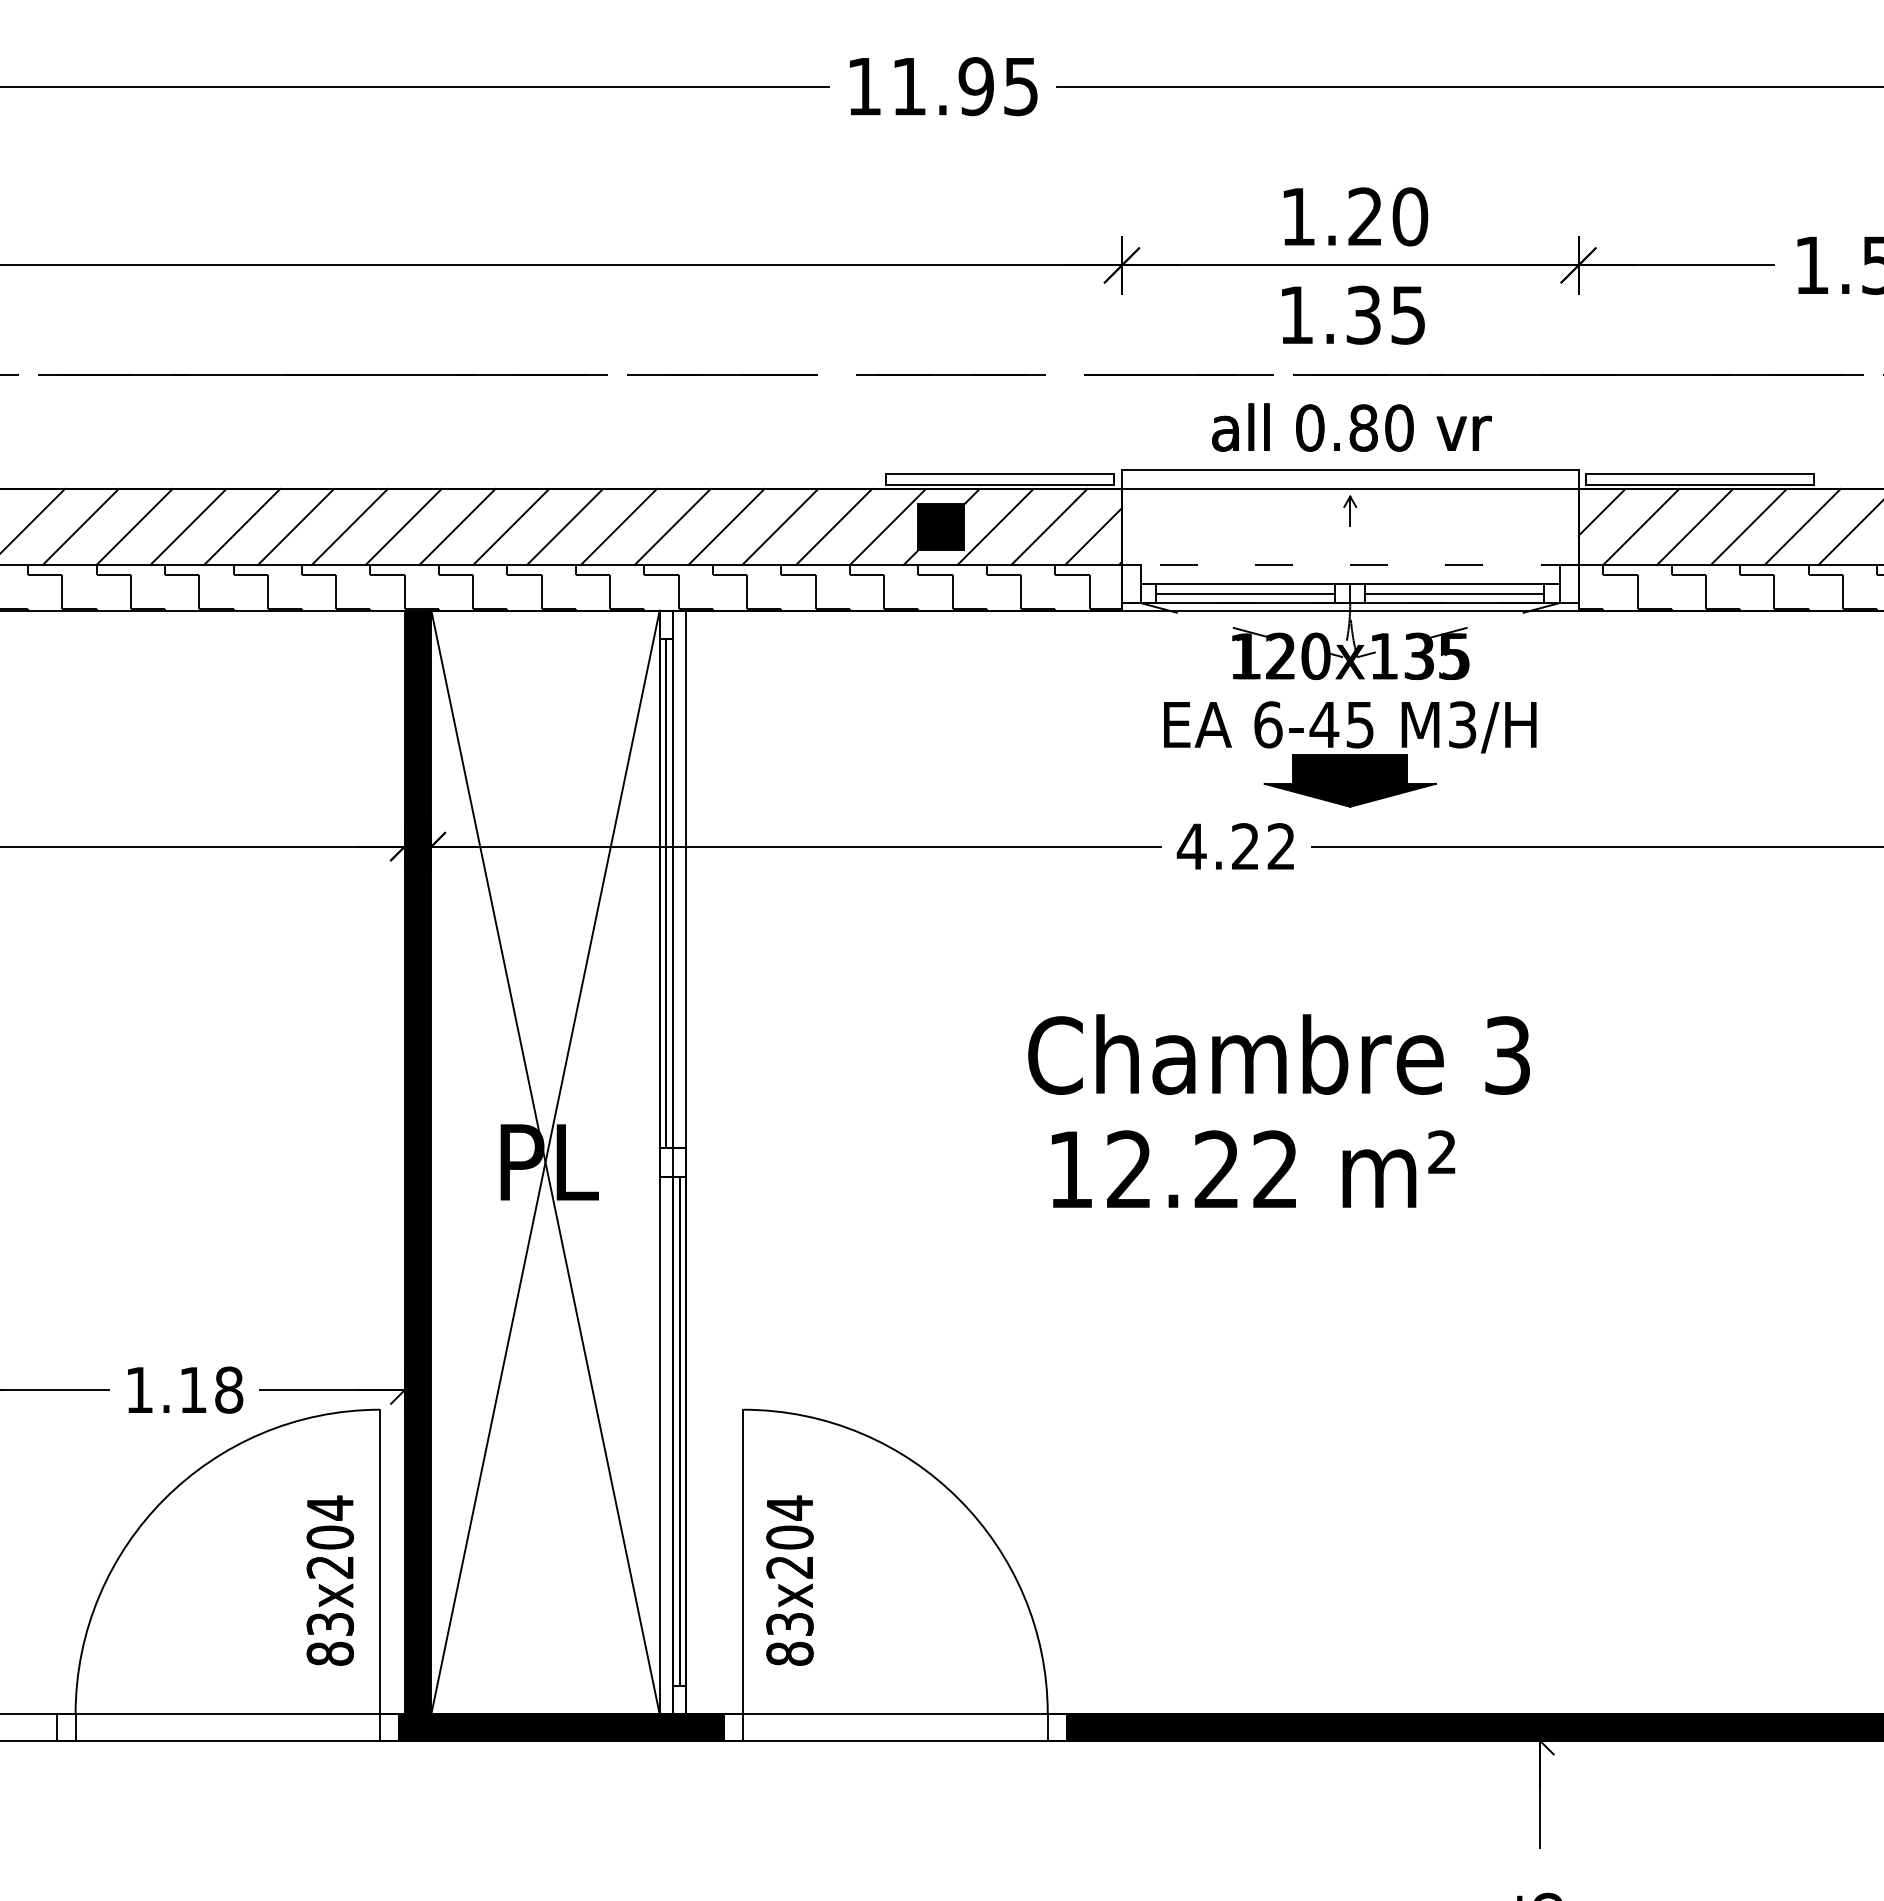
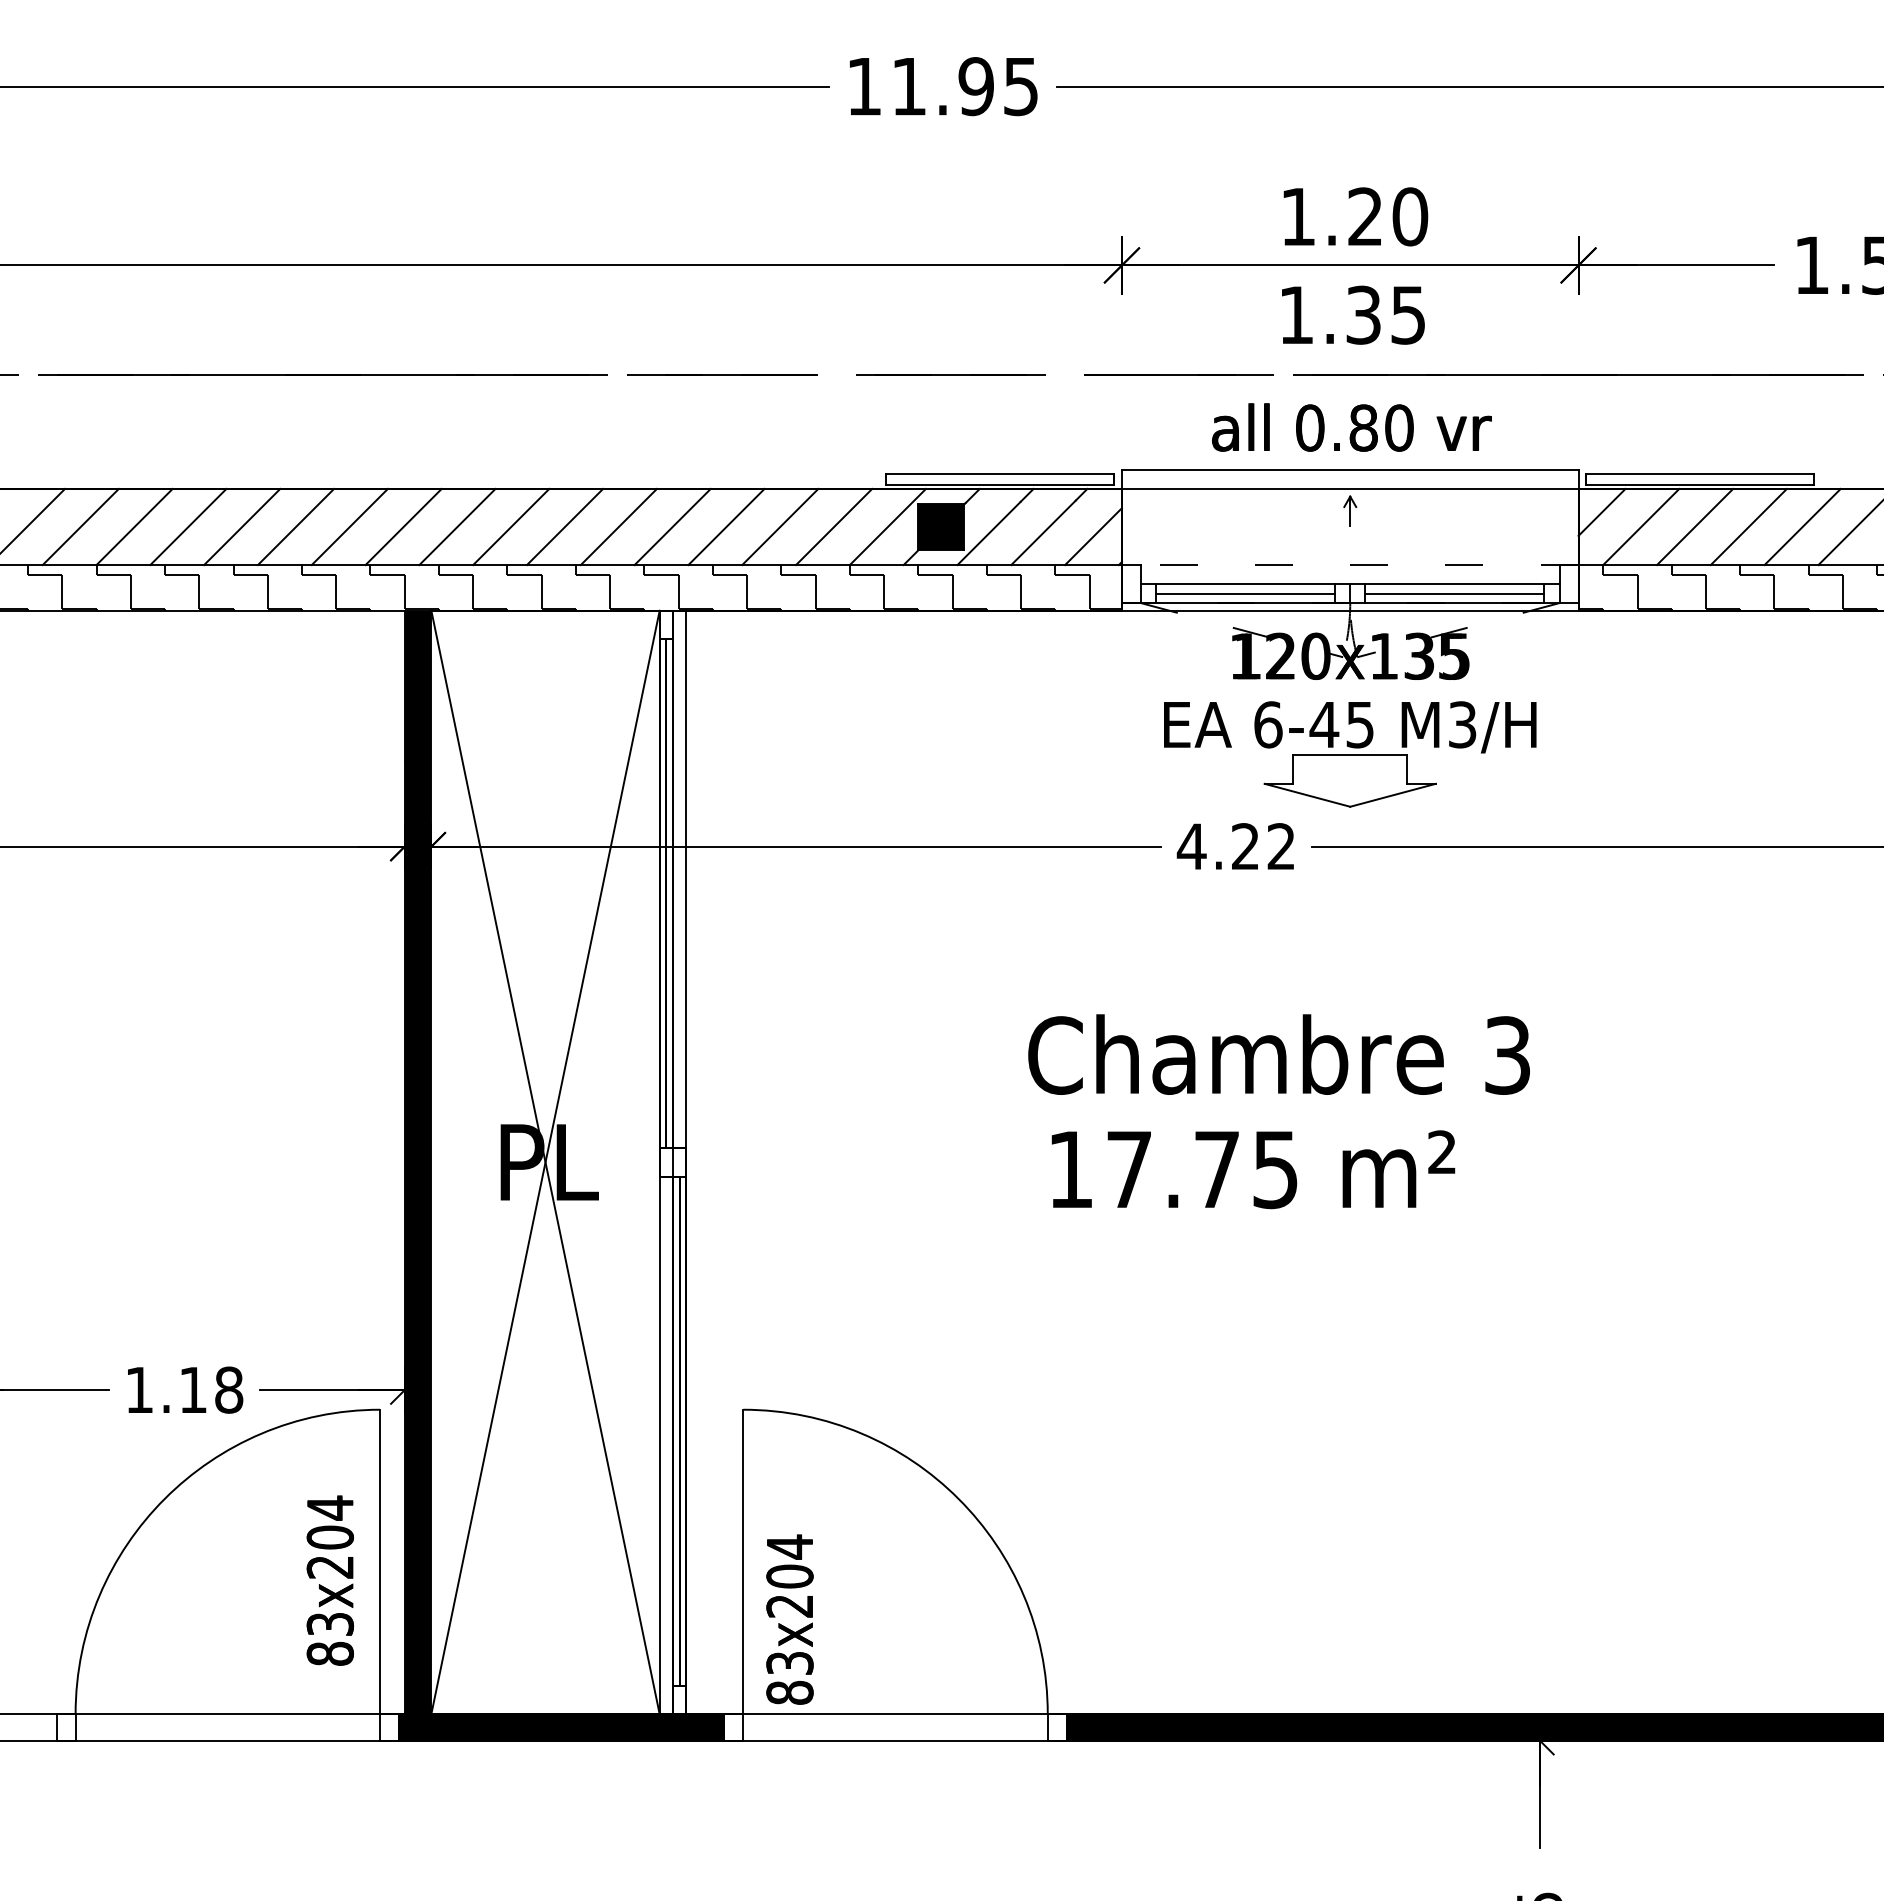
fill: present -> none (1349, 780)
text: 12.22 -> 17.75 (1202, 1169)
text position: (789, 1580) -> (789, 1619) (789, 1619)
